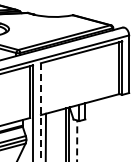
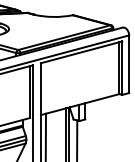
line: dashed -> solid (40, 112)
line: dashed -> solid (77, 140)
